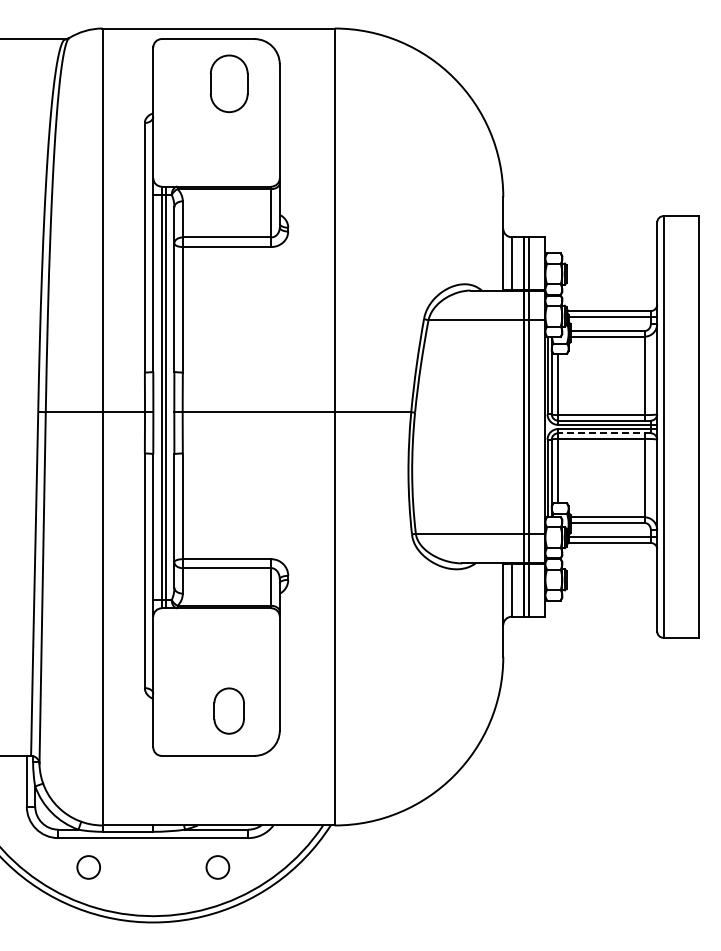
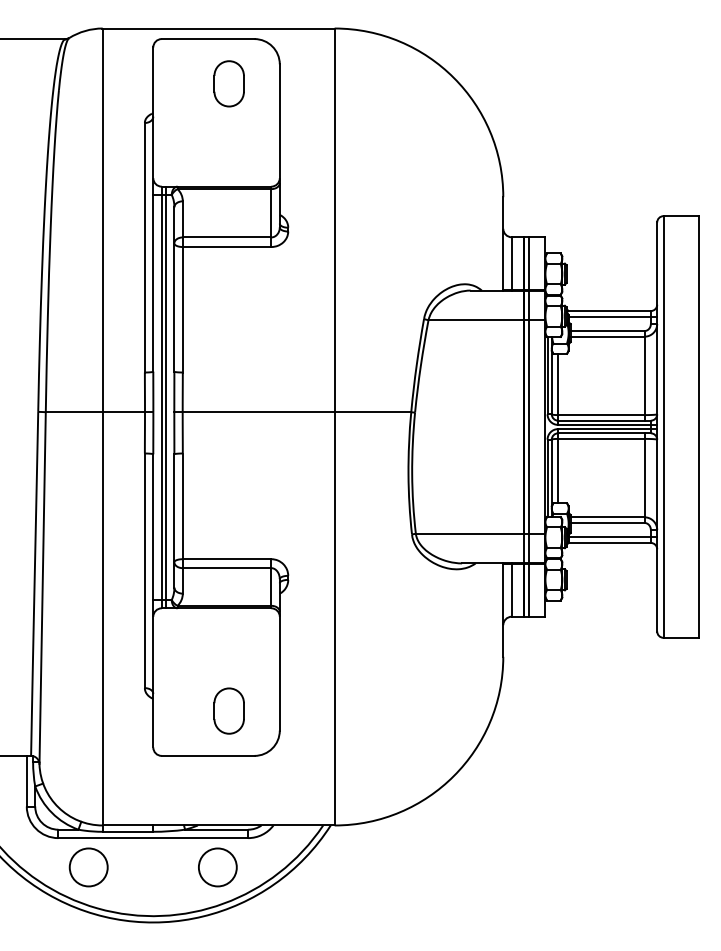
part size: 39x59 px -> 32x48 px (228, 83)
line: dashed -> solid (603, 433)
circle diameter: 23 px -> 38 px (88, 867)
circle size: 26x25 px -> 40x41 px (217, 867)
